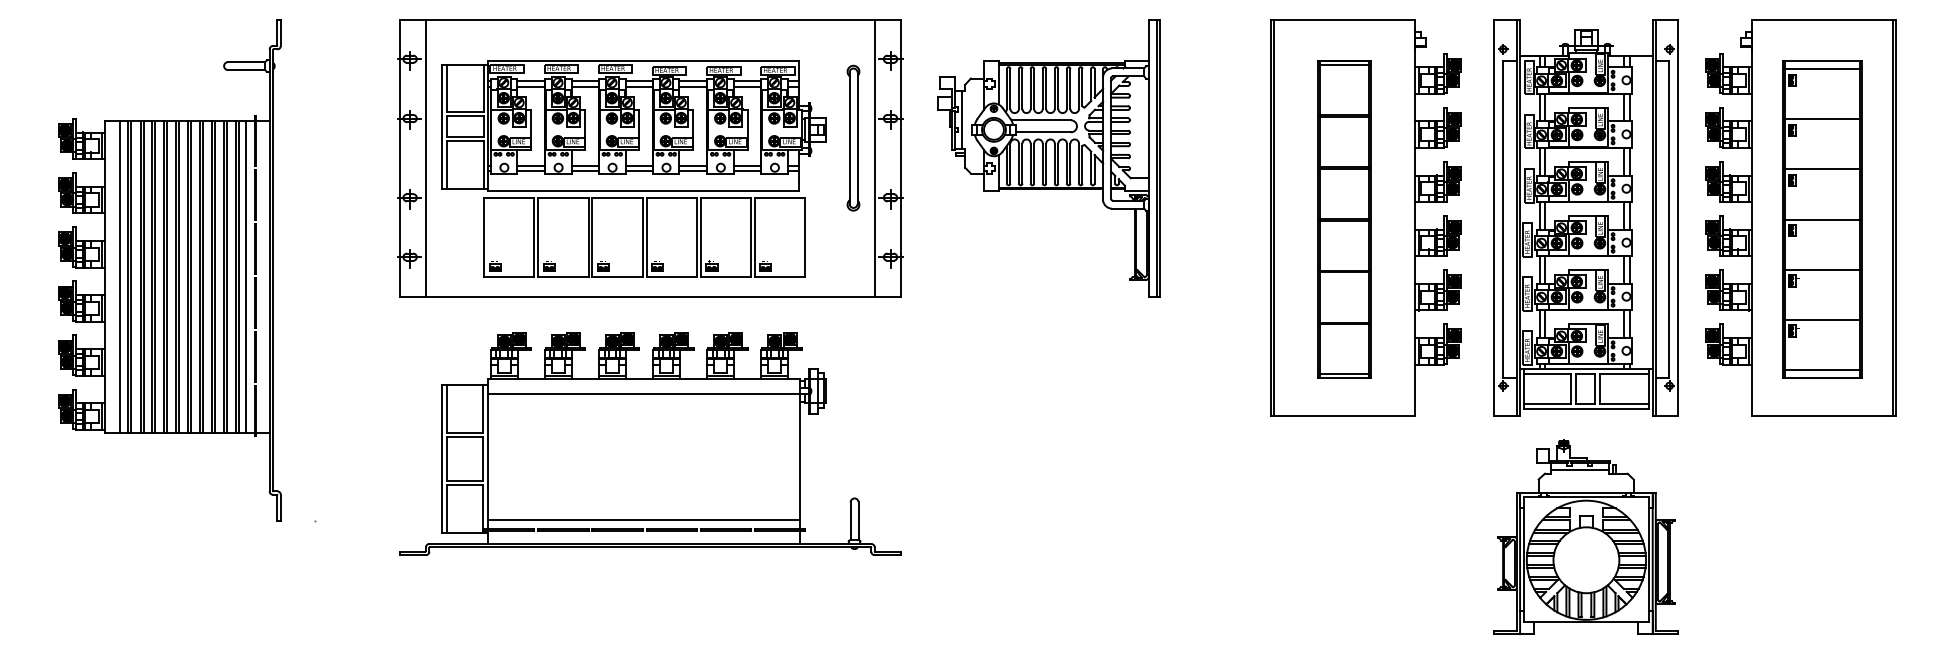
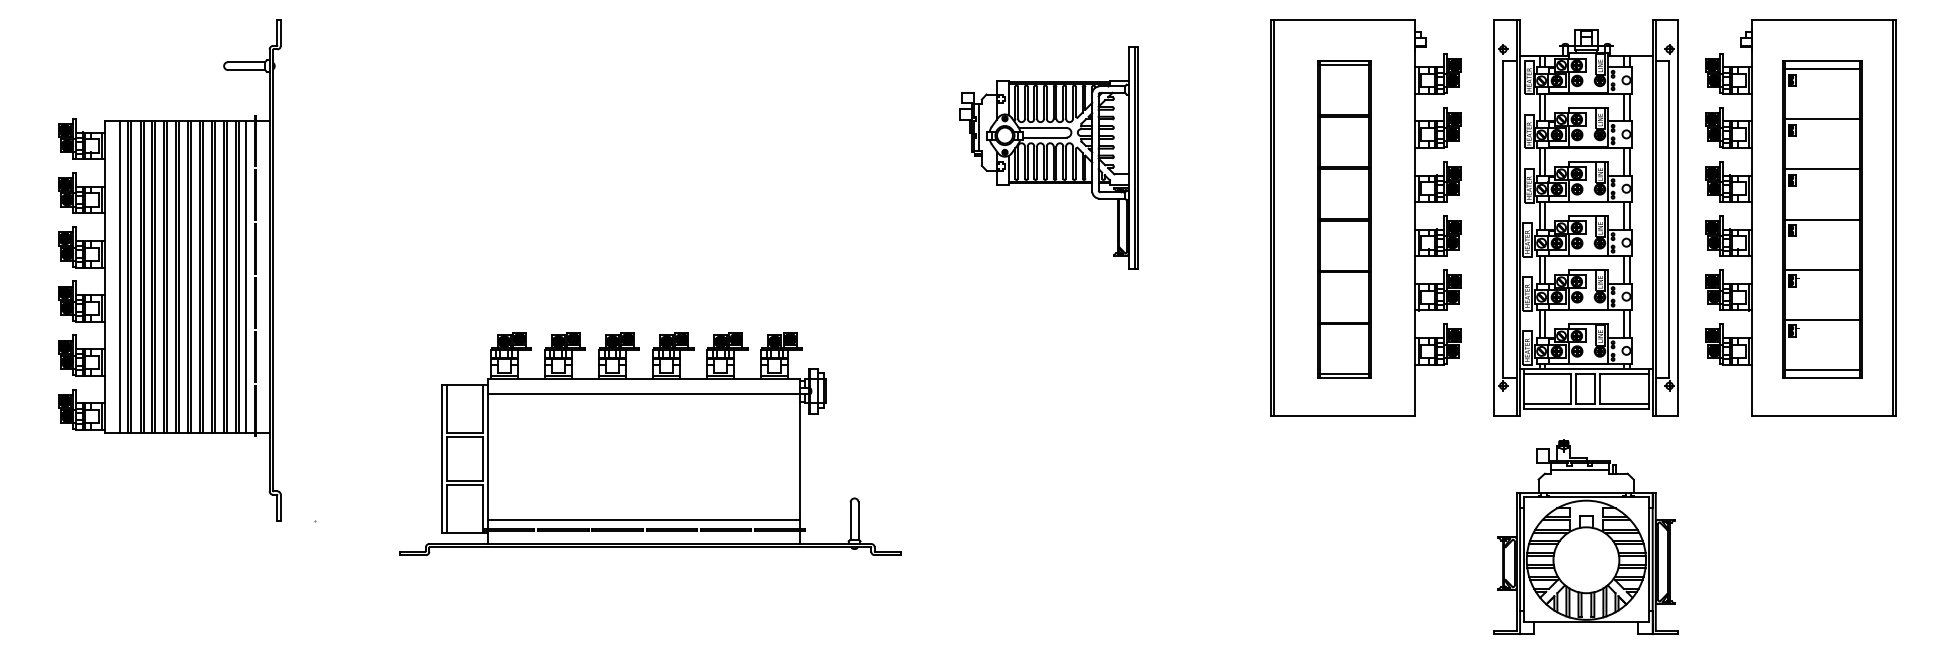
part: present -> none (650, 158)
part size: 224x279 px -> 180x224 px (1048, 157)
